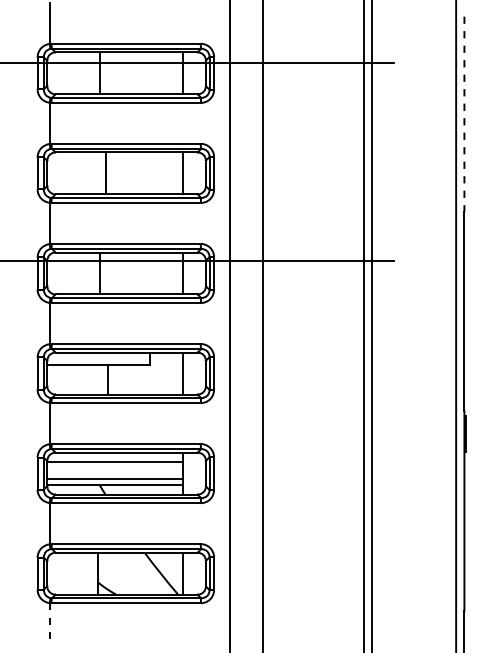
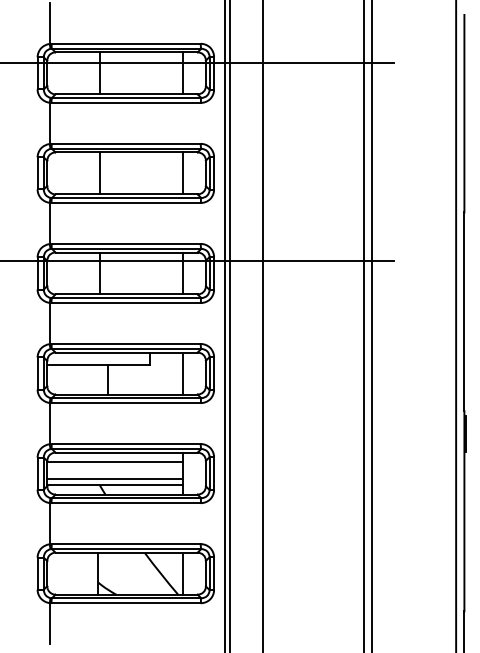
line: dashed -> solid (464, 113)
line position: (105, 173) -> (99, 173) (99, 173)
line: none -> present (224, 325)
line: dashed -> solid (49, 623)
